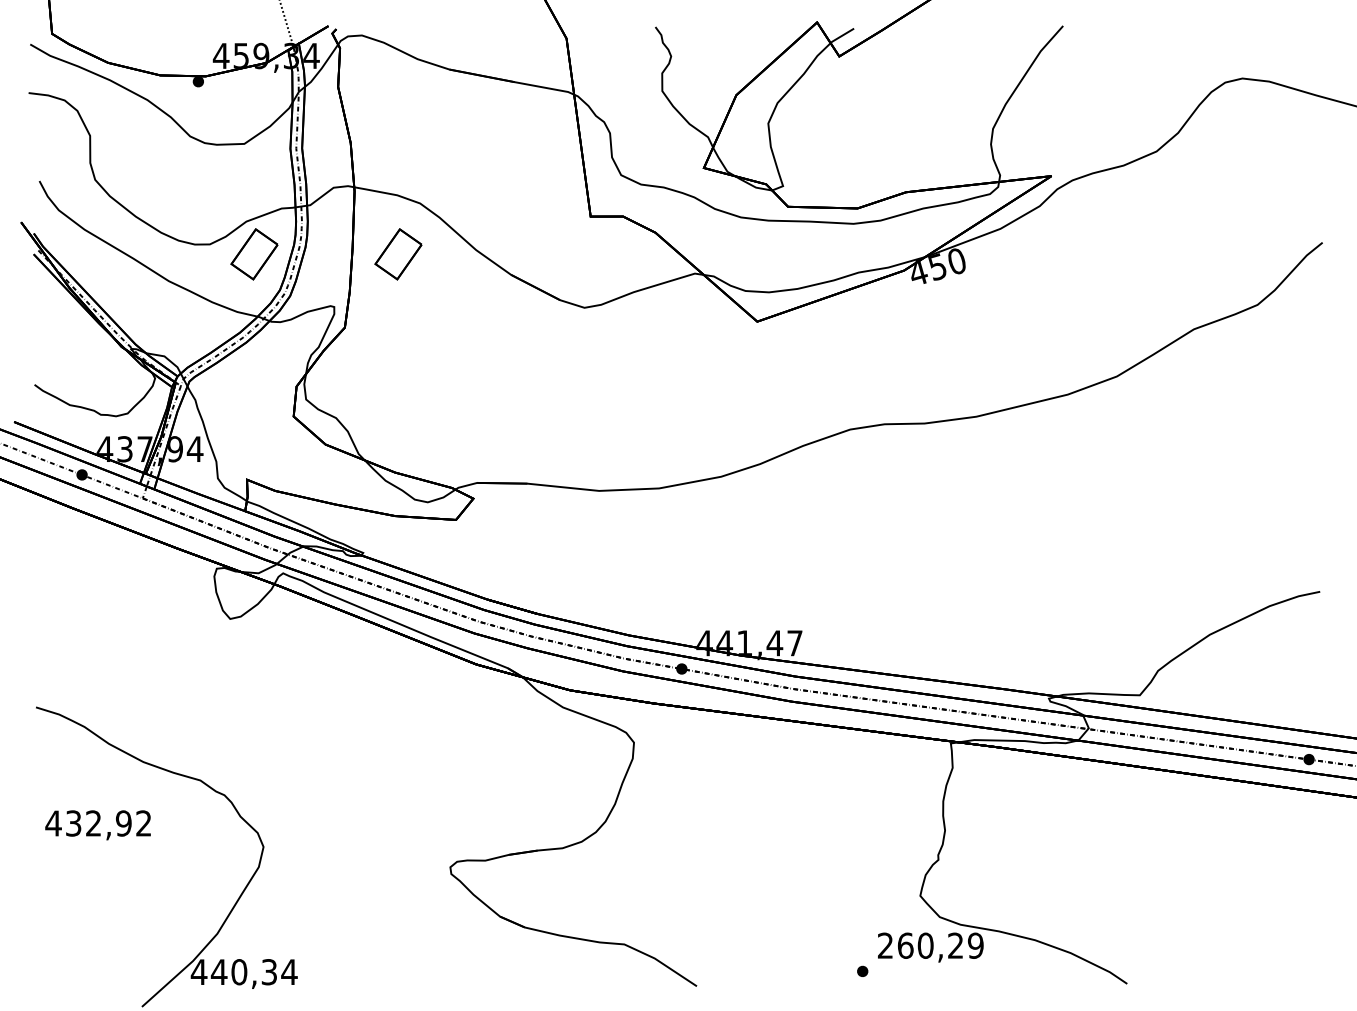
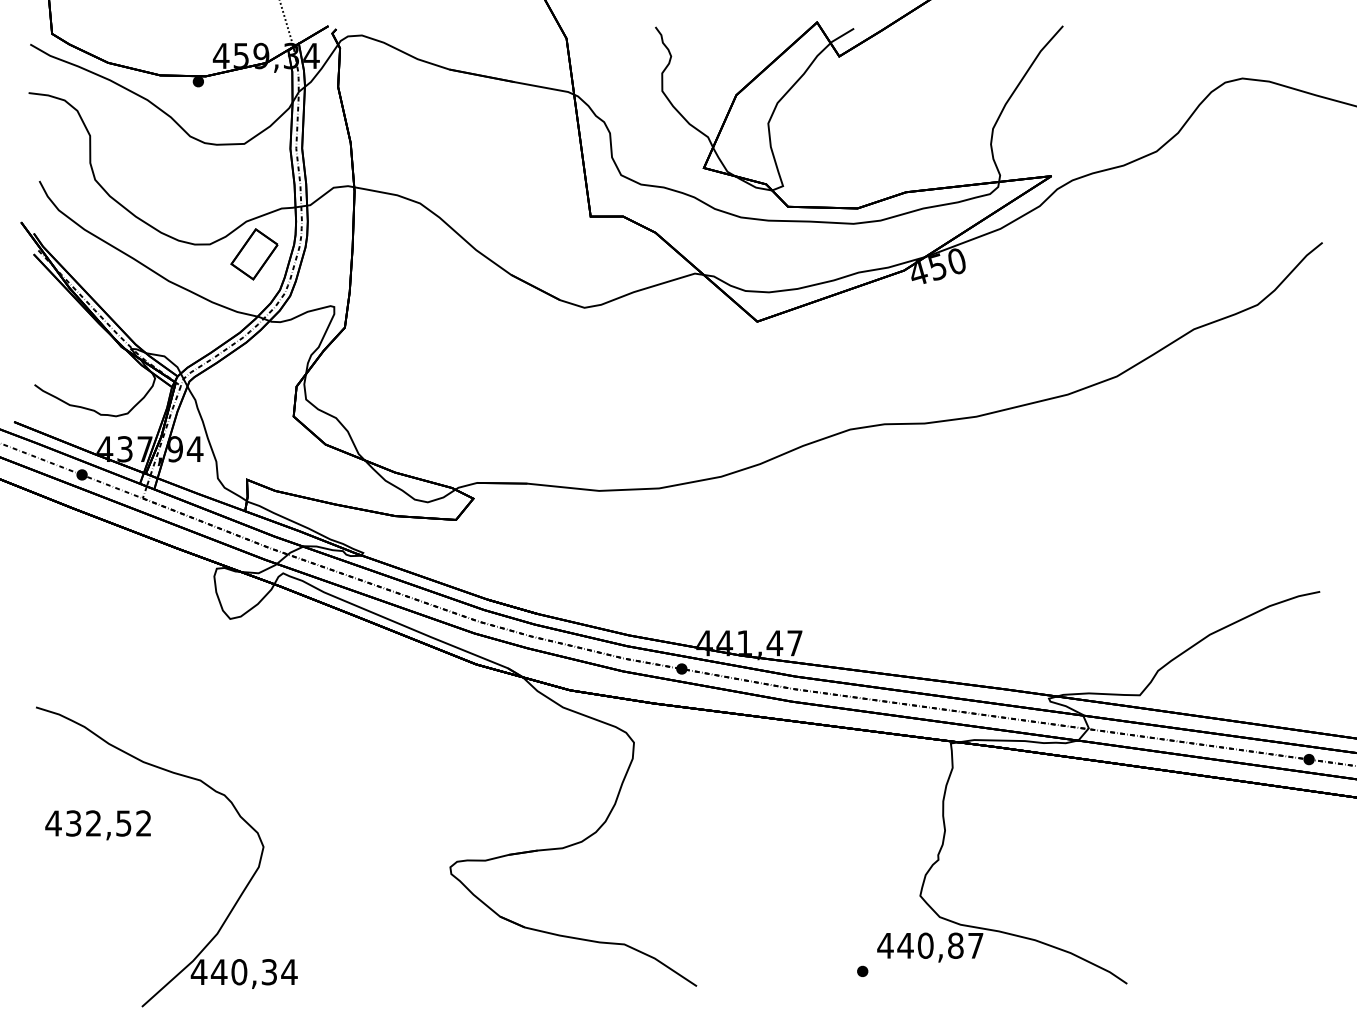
part: present -> none (398, 254)
text: 432,92 -> 432,52 (123, 823)
text: 260,29 -> 440,87 (930, 945)
